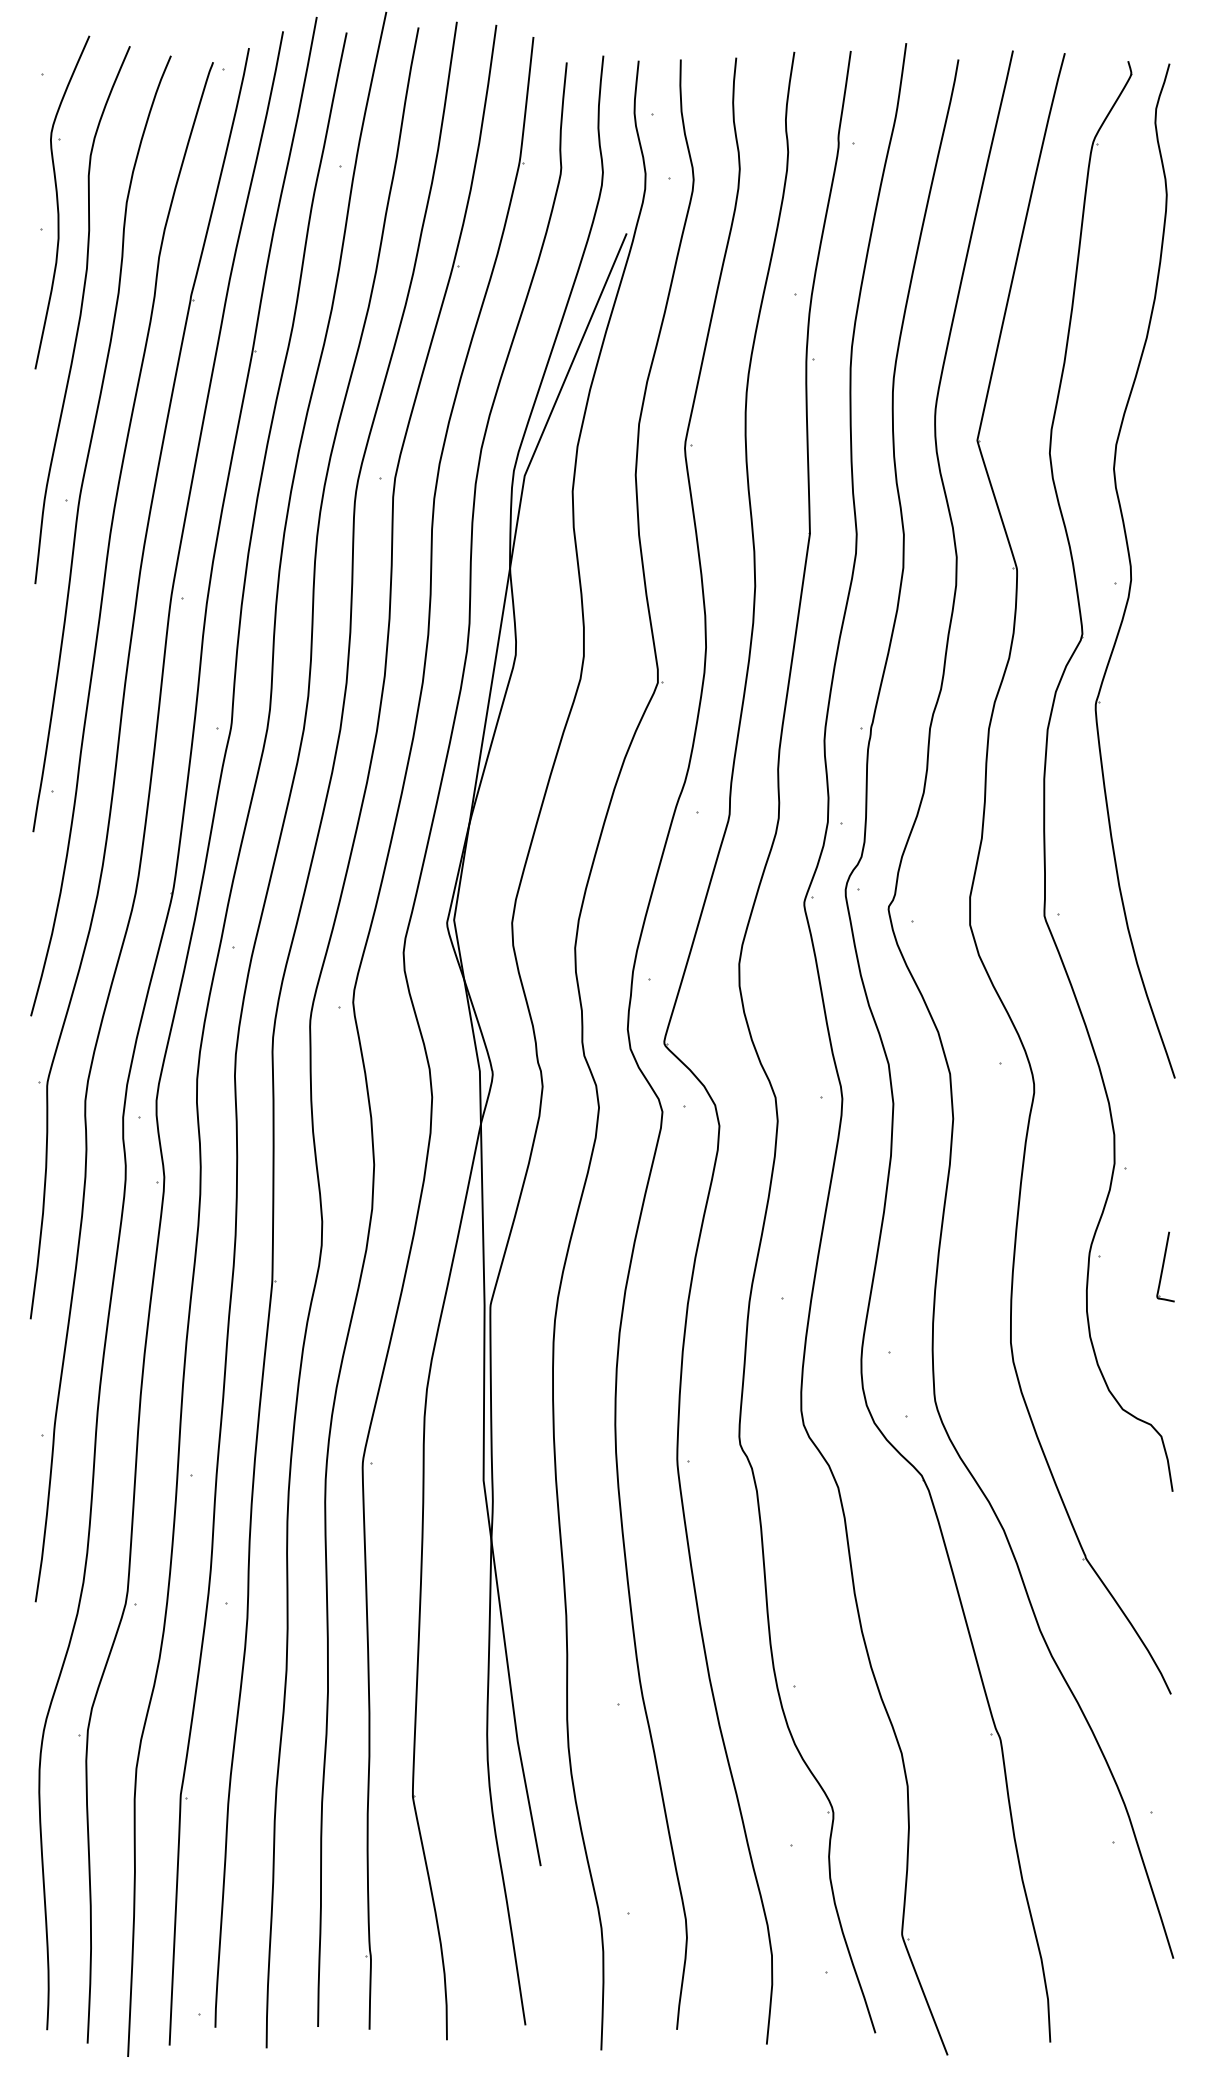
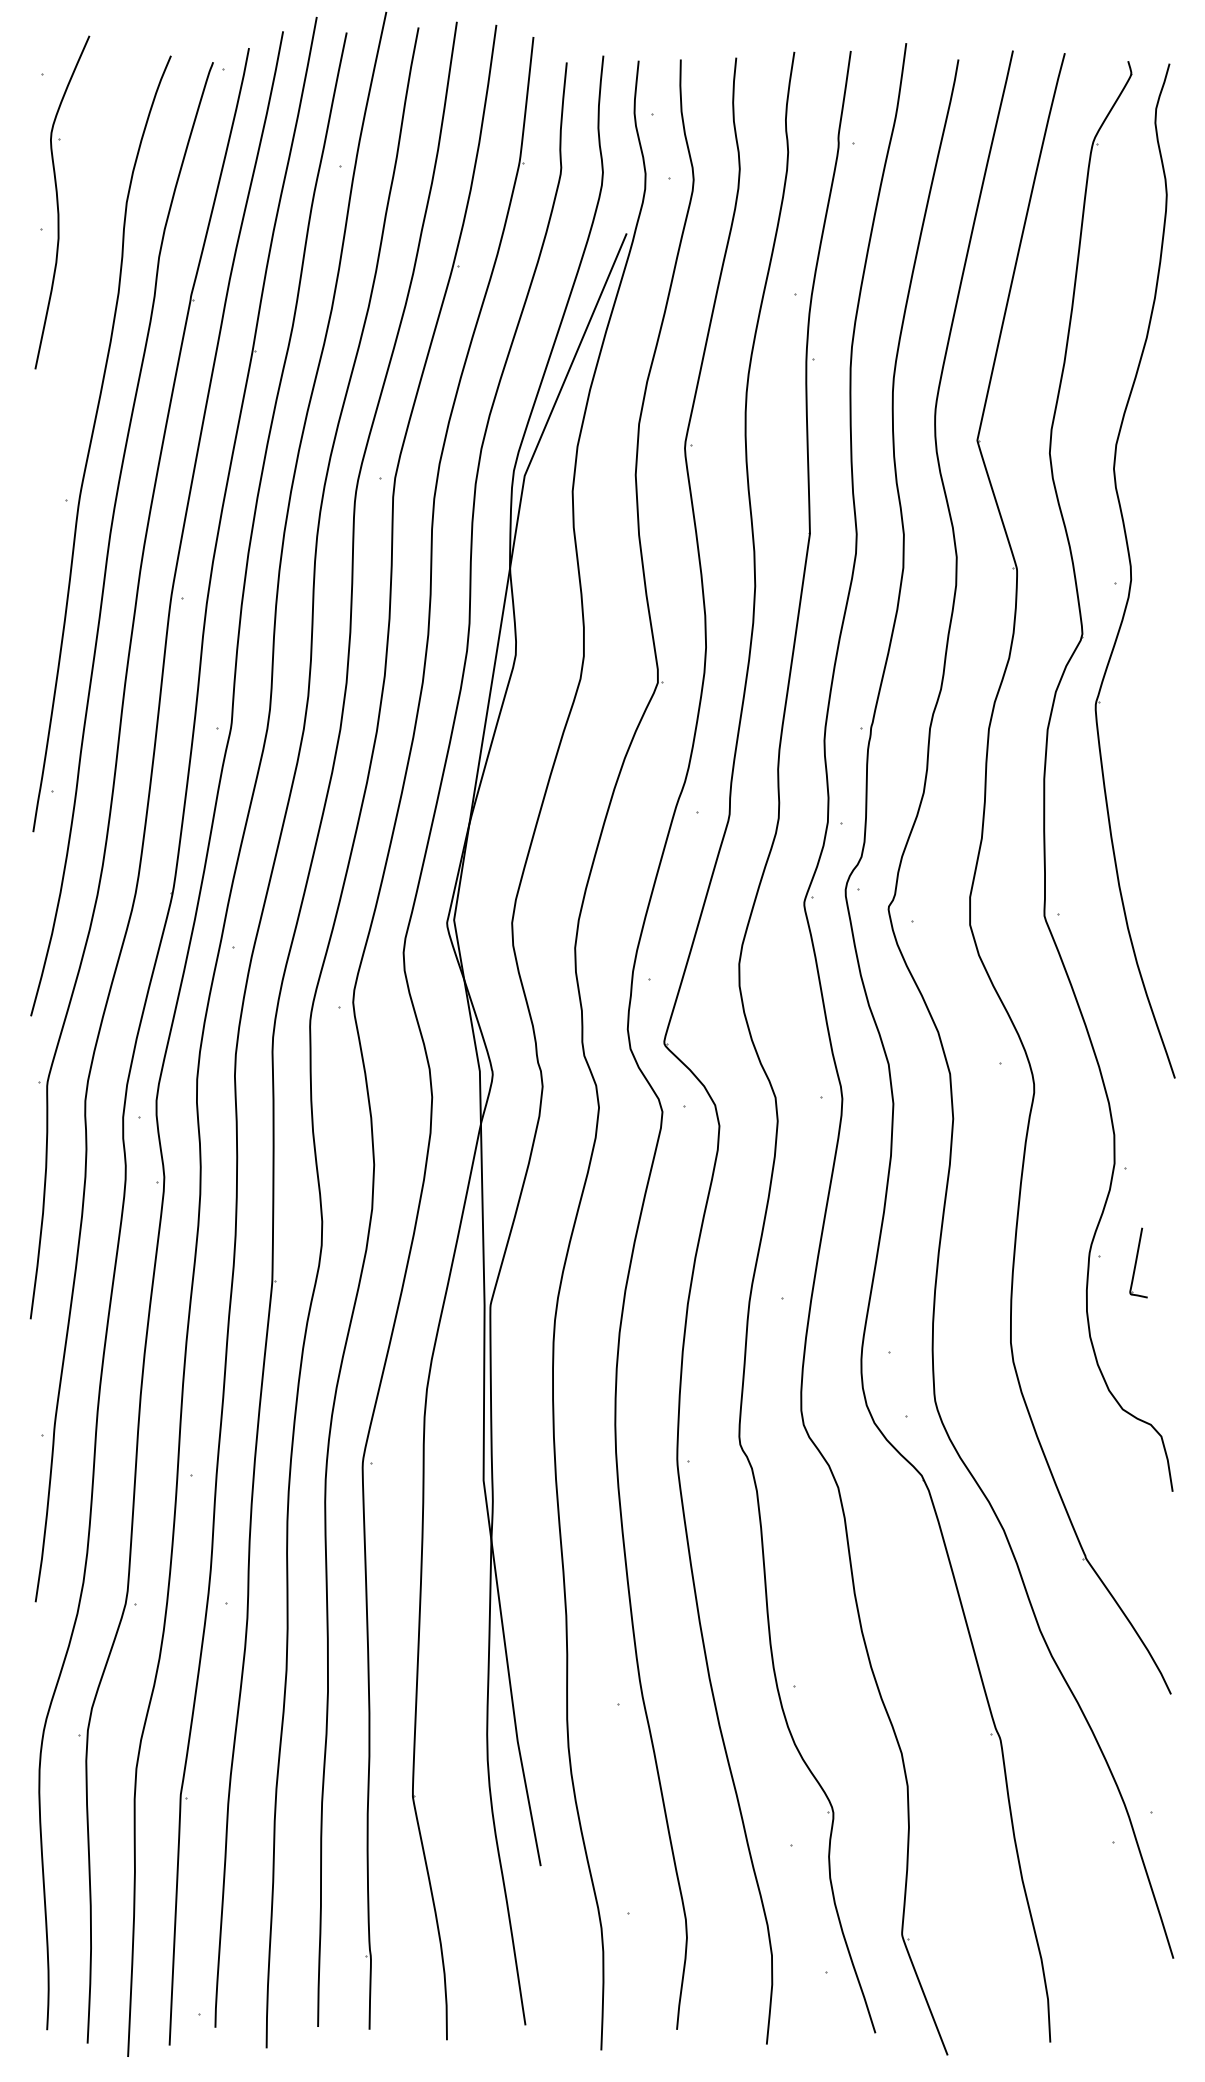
curve: present -> none (81, 315)
part position: (1165, 1266) -> (1138, 1262) (1138, 1262)
